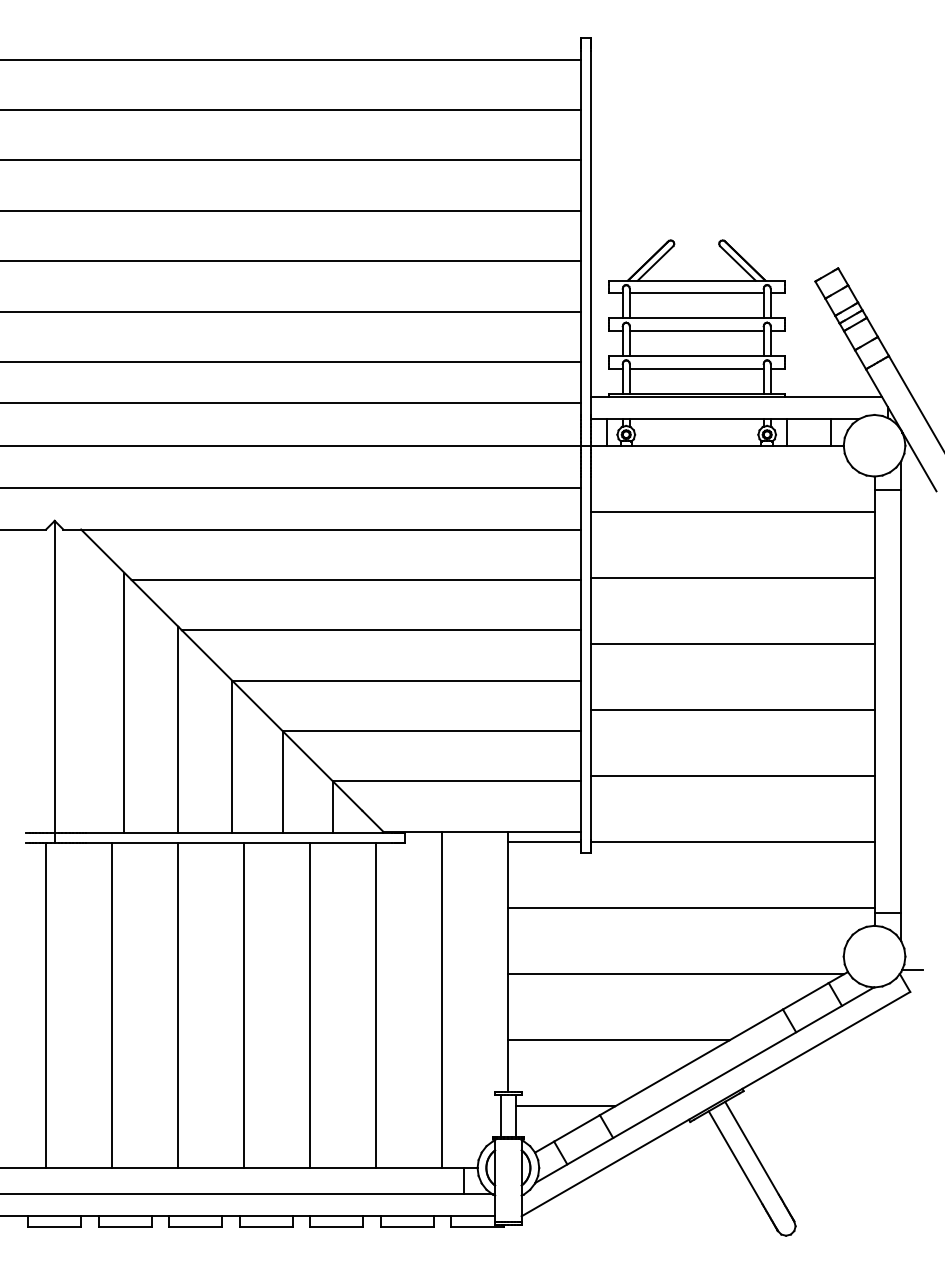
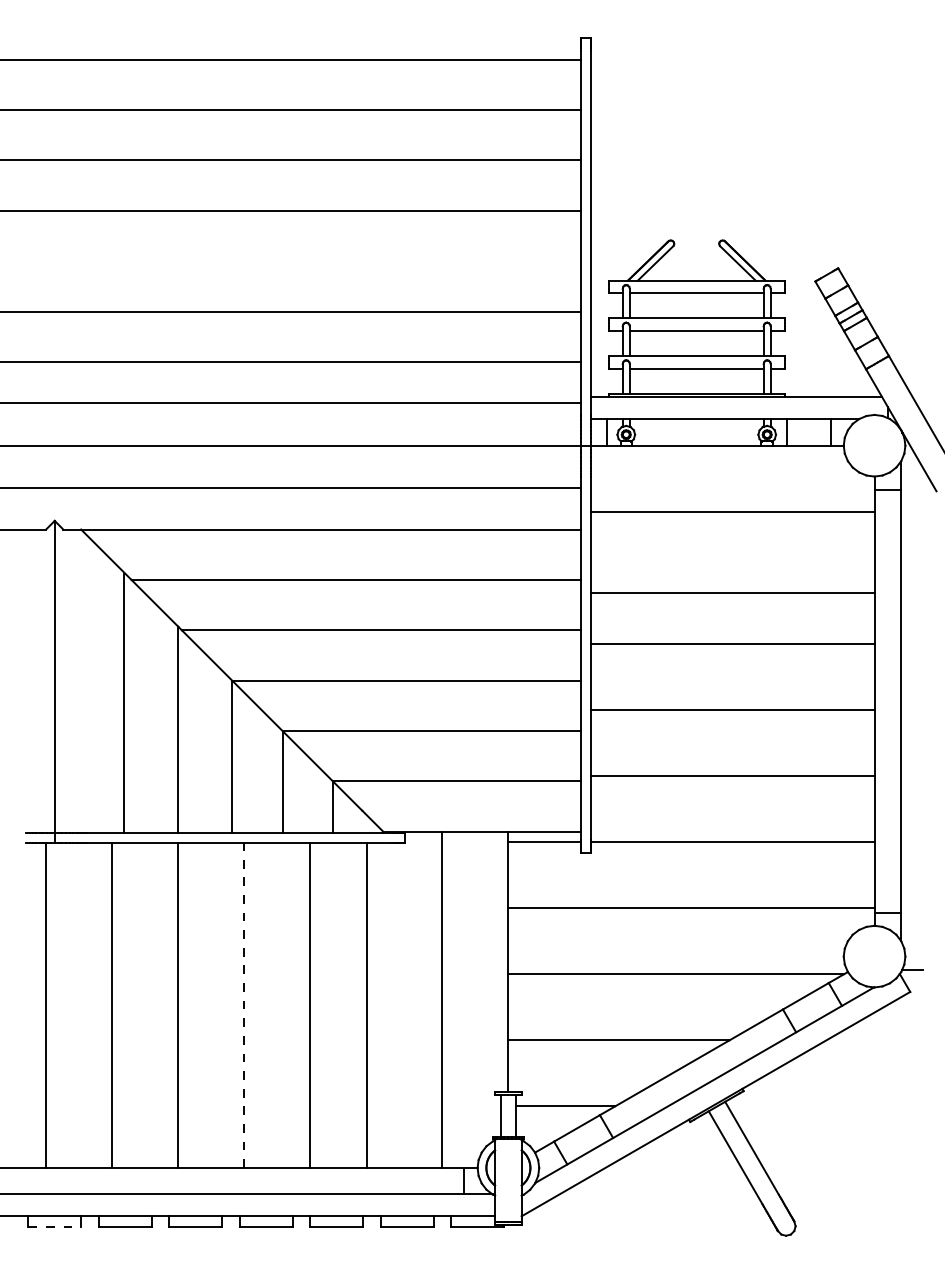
line: present -> none (291, 261)
line position: (732, 577) -> (732, 592) (732, 592)
line: solid -> dashed (244, 1005)
line position: (376, 1005) -> (367, 1005) (367, 1005)
line: solid -> dashed (55, 1227)
